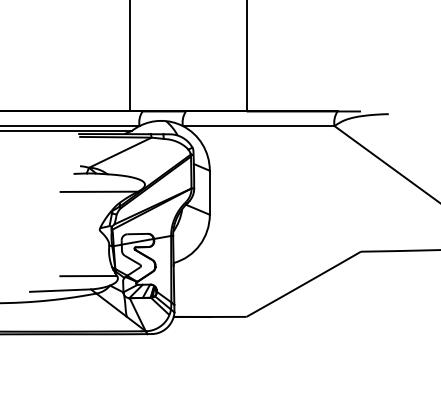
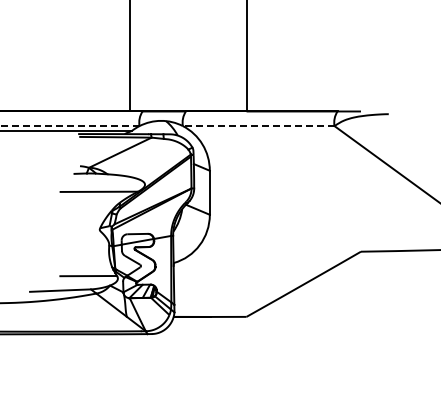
line: solid -> dashed (69, 126)
line: solid -> dashed (258, 126)
